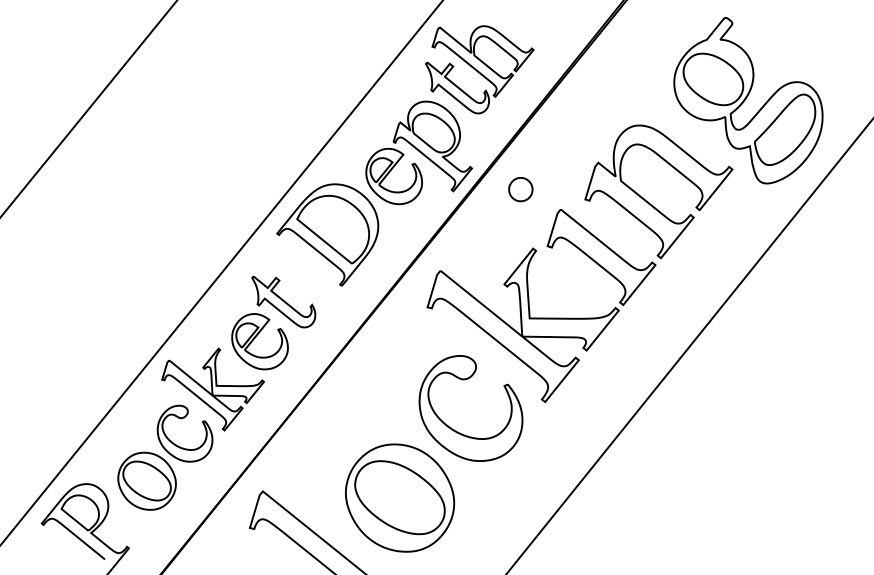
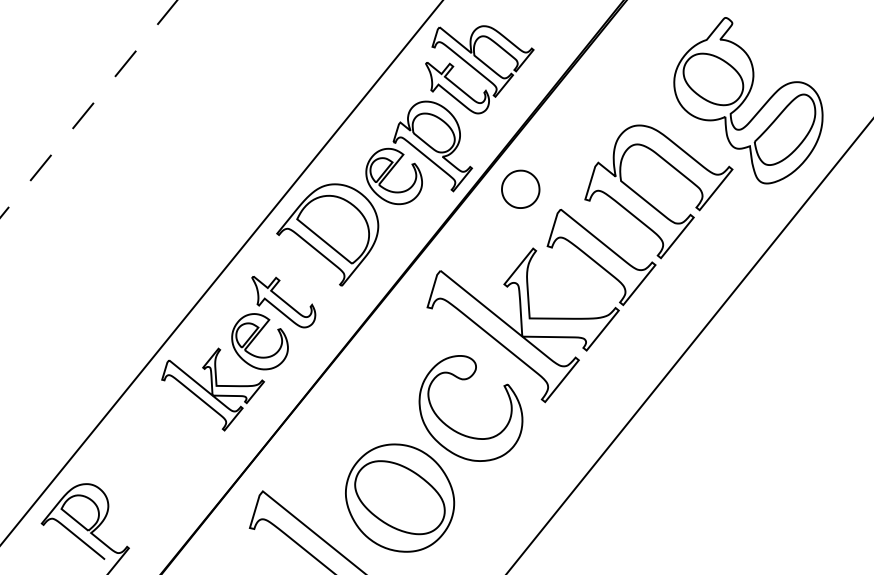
line: solid -> dashed (88, 109)
part size: 26x26 px -> 40x40 px (520, 188)
part: present -> none (165, 457)
